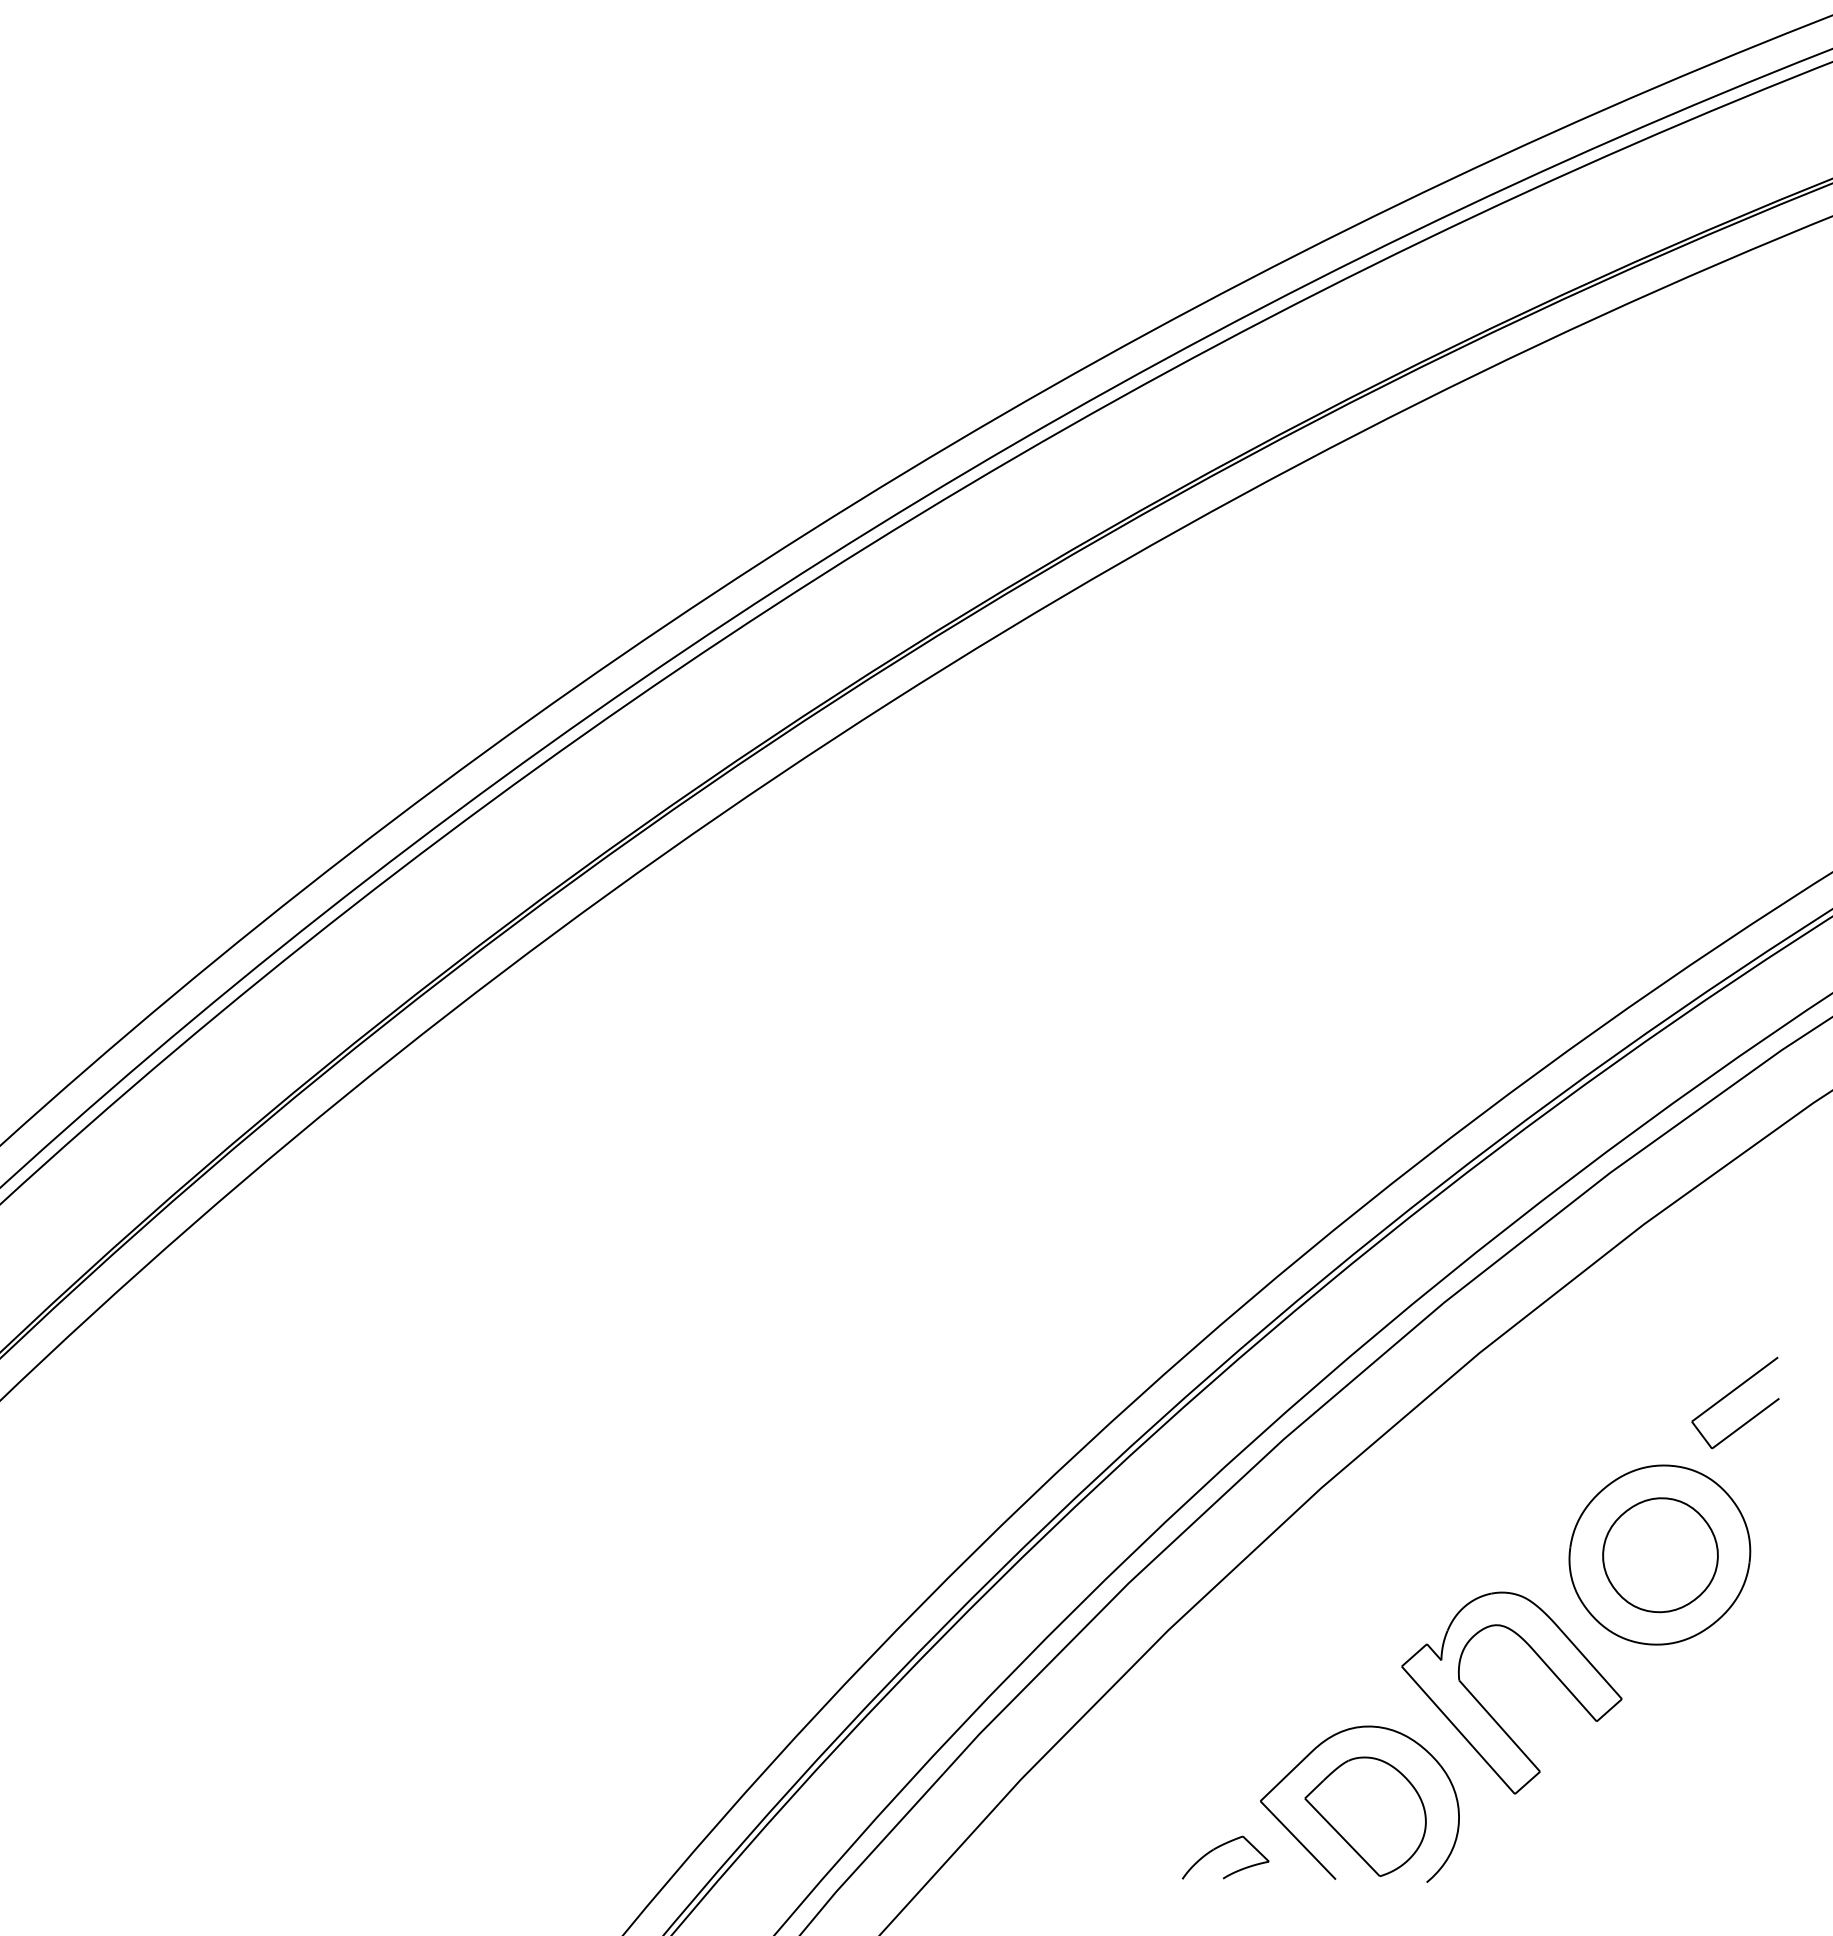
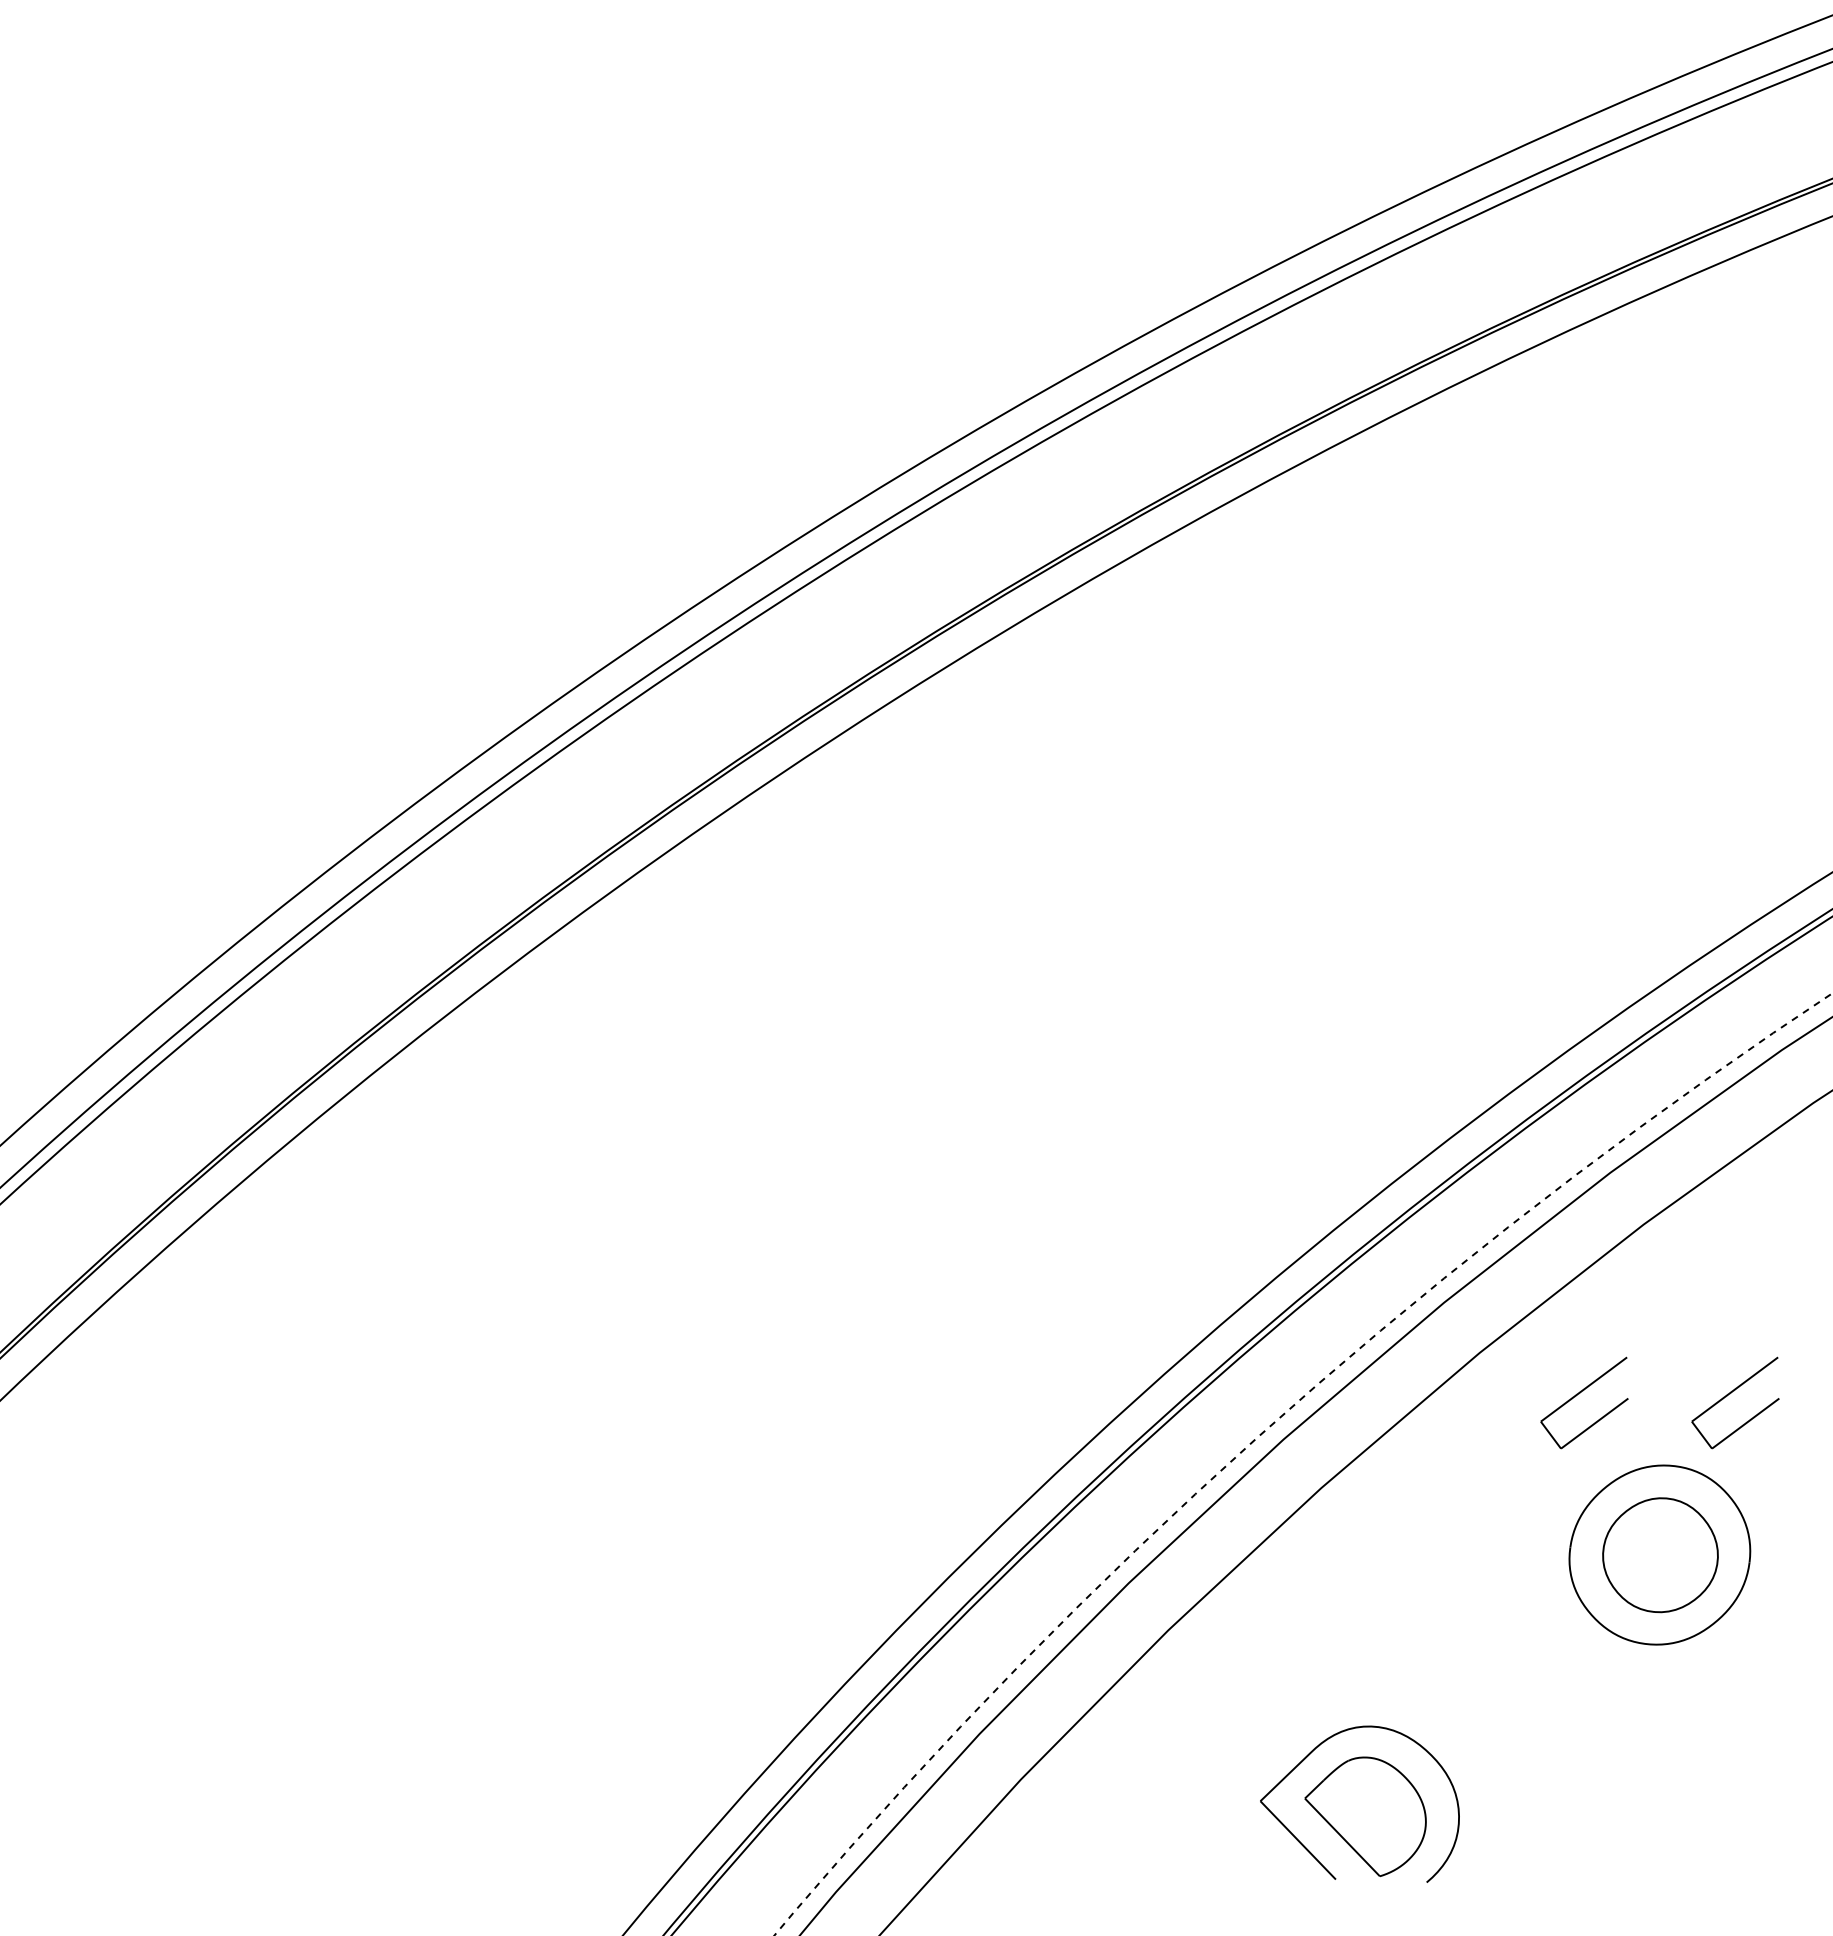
part: none -> present (1579, 1394)
arc: solid -> dashed (1270, 1425)
part: present -> none (1488, 1711)
part: present -> none (1219, 1847)
